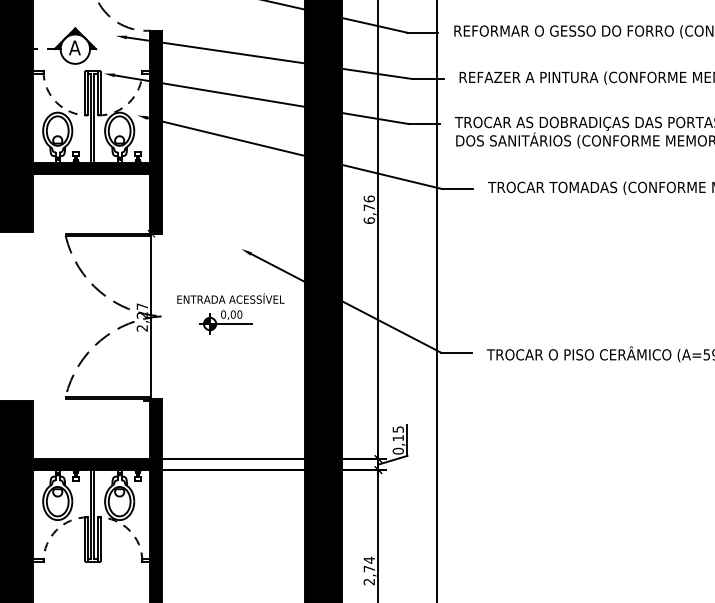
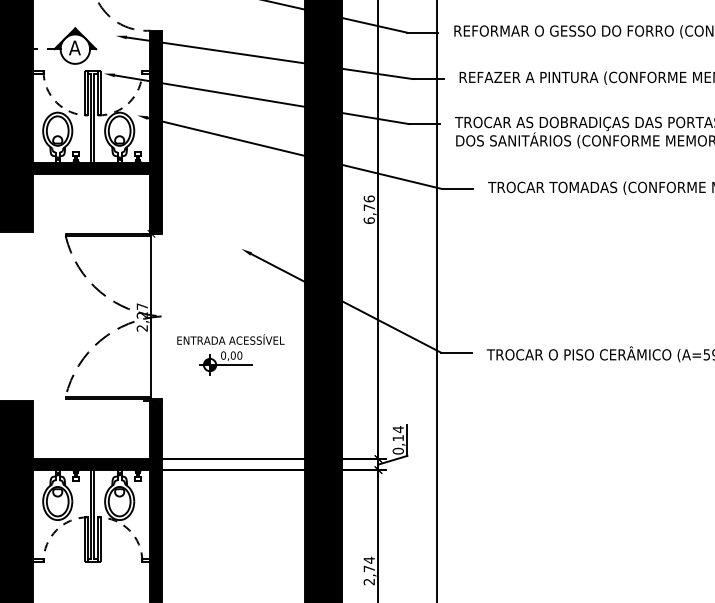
part position: (230, 313) -> (230, 354) (230, 354)
text: 0,15 -> 0,14 (397, 429)
